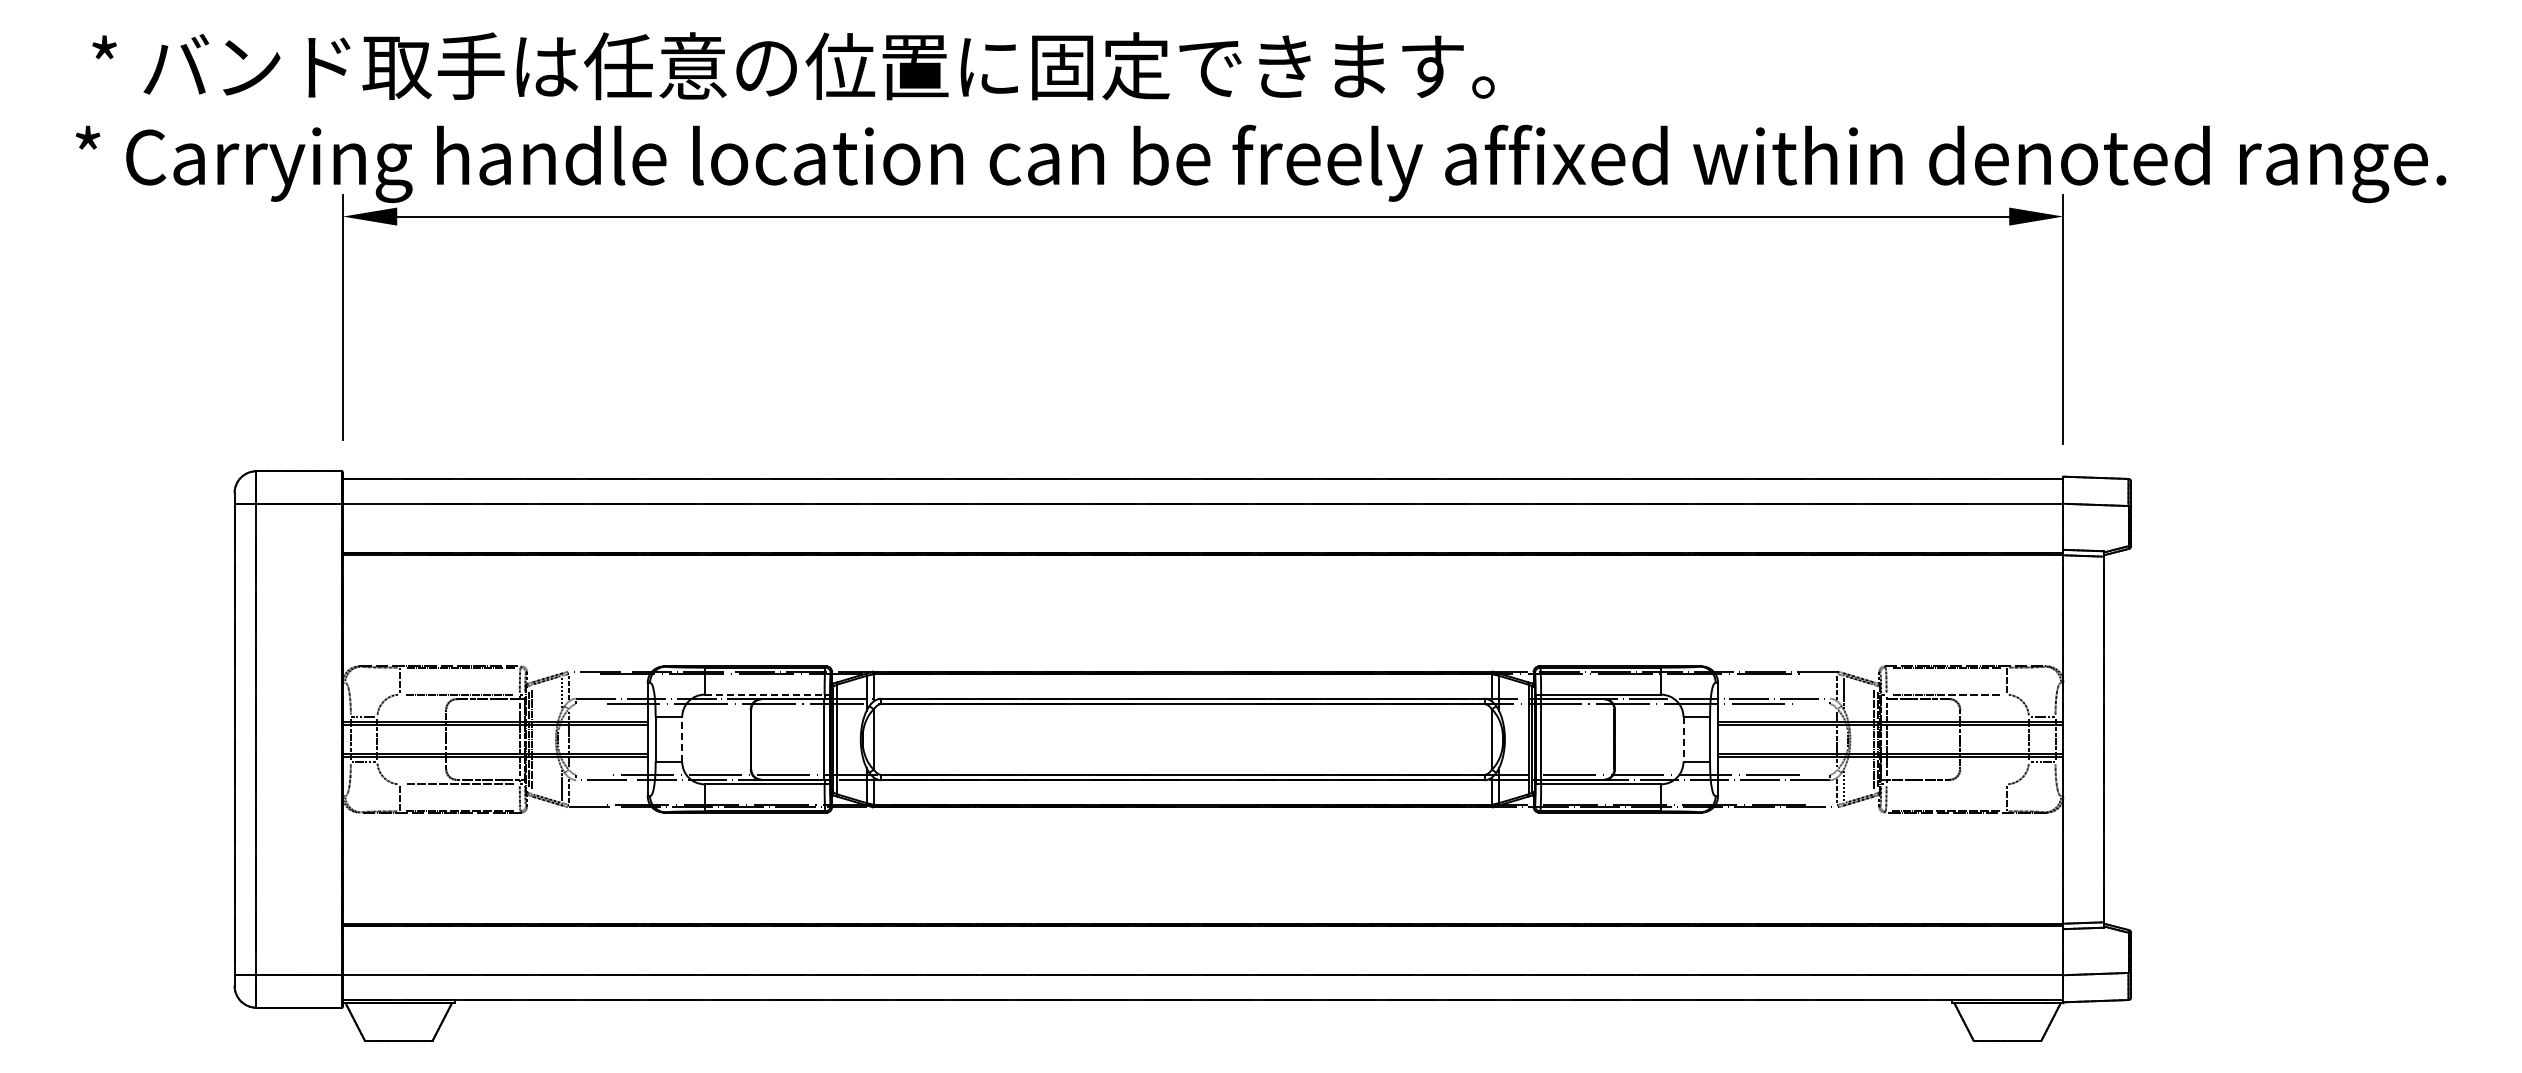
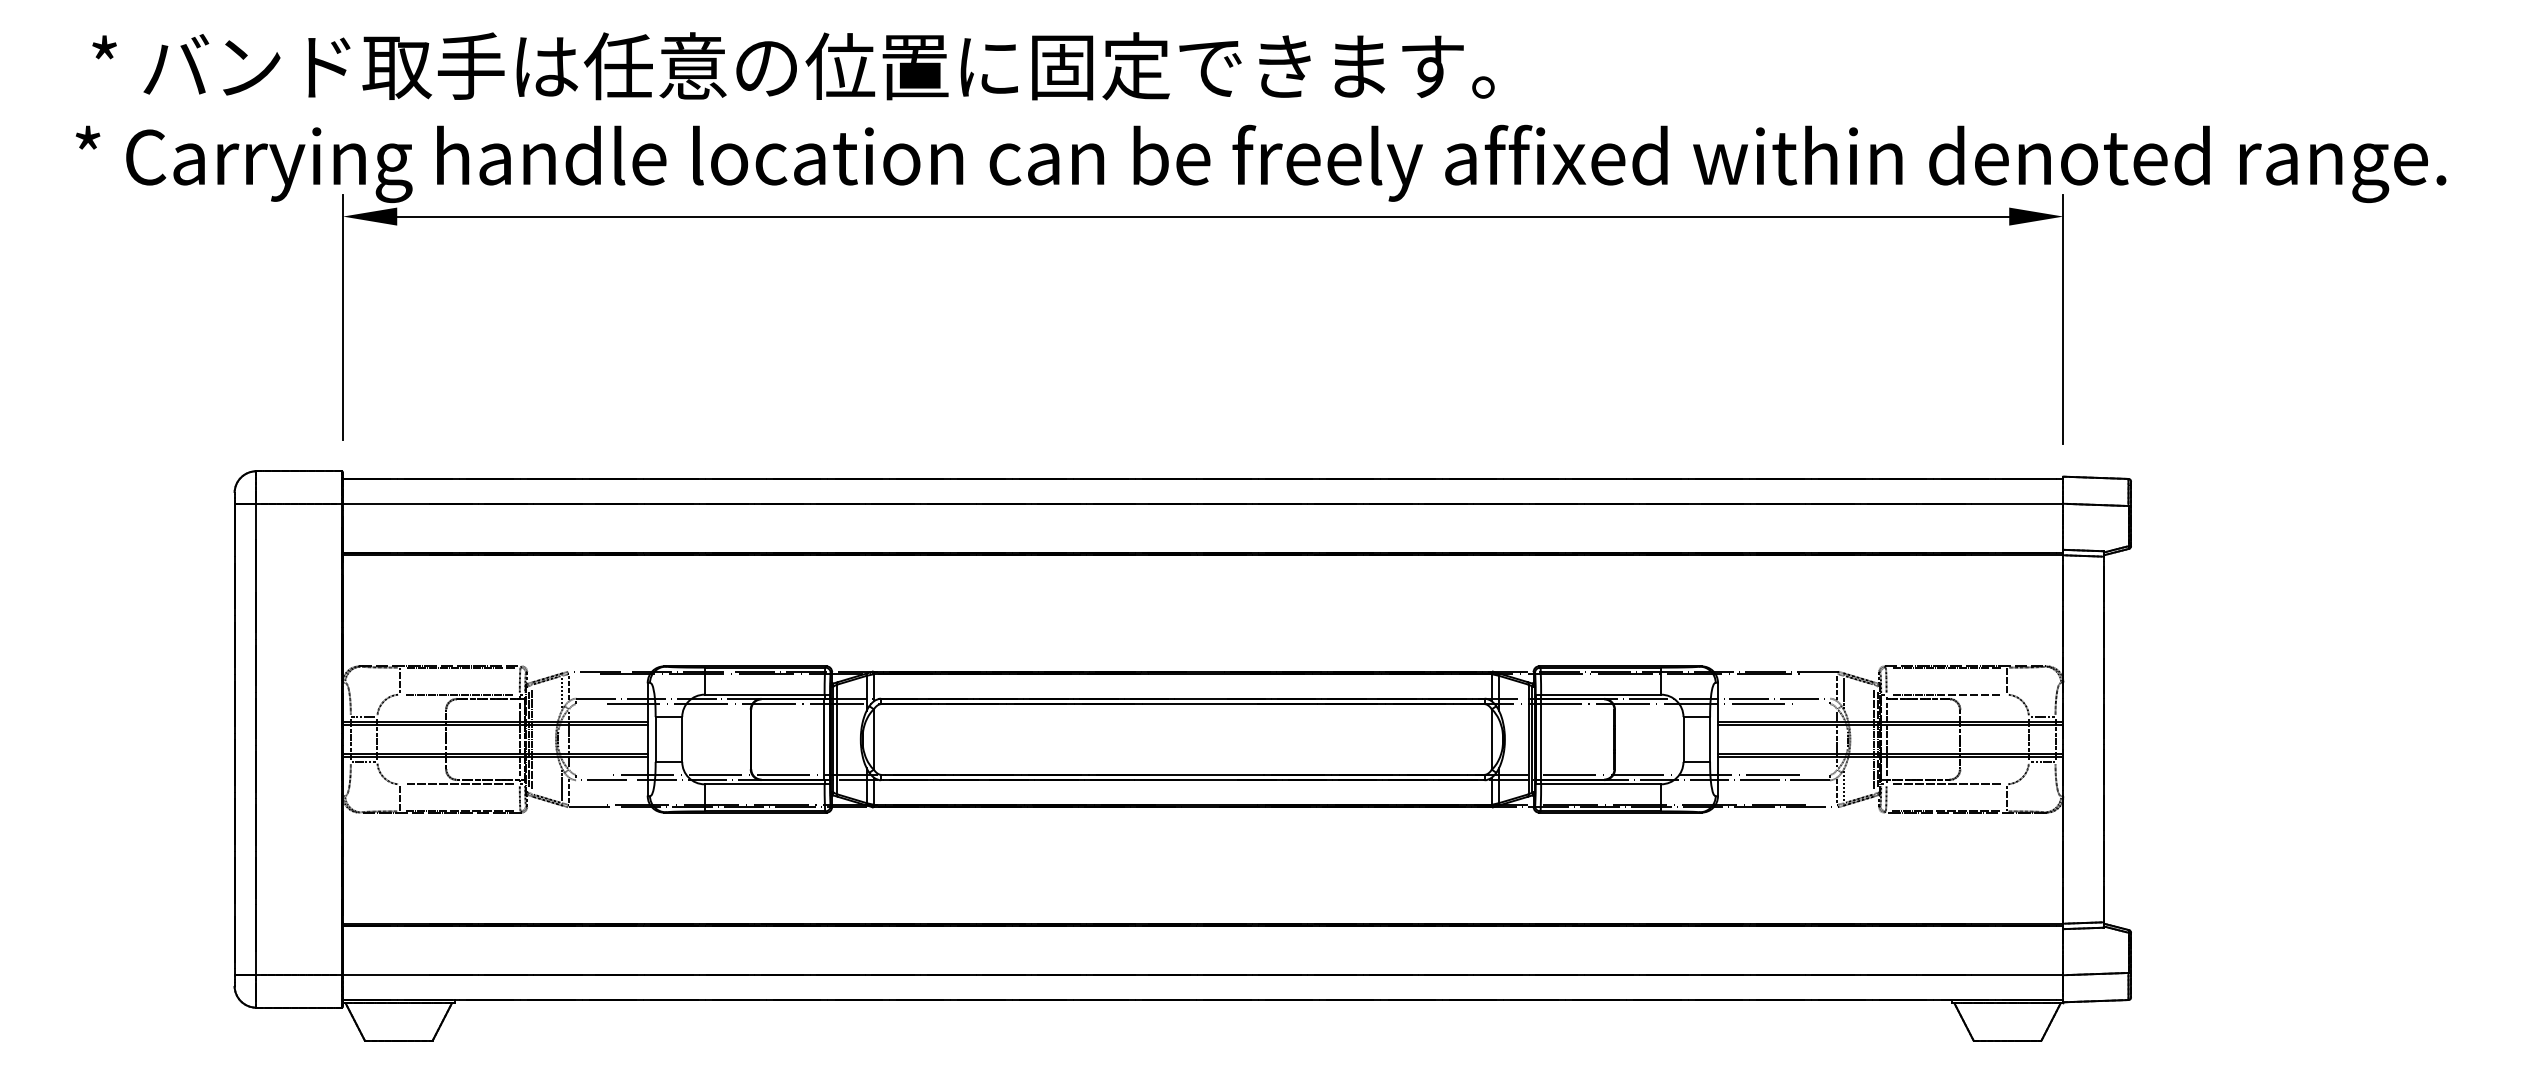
line: dashed -> solid (764, 694)
line: dashed -> solid (682, 739)
line: dashed -> solid (1683, 740)
line: none -> present (1946, 784)
